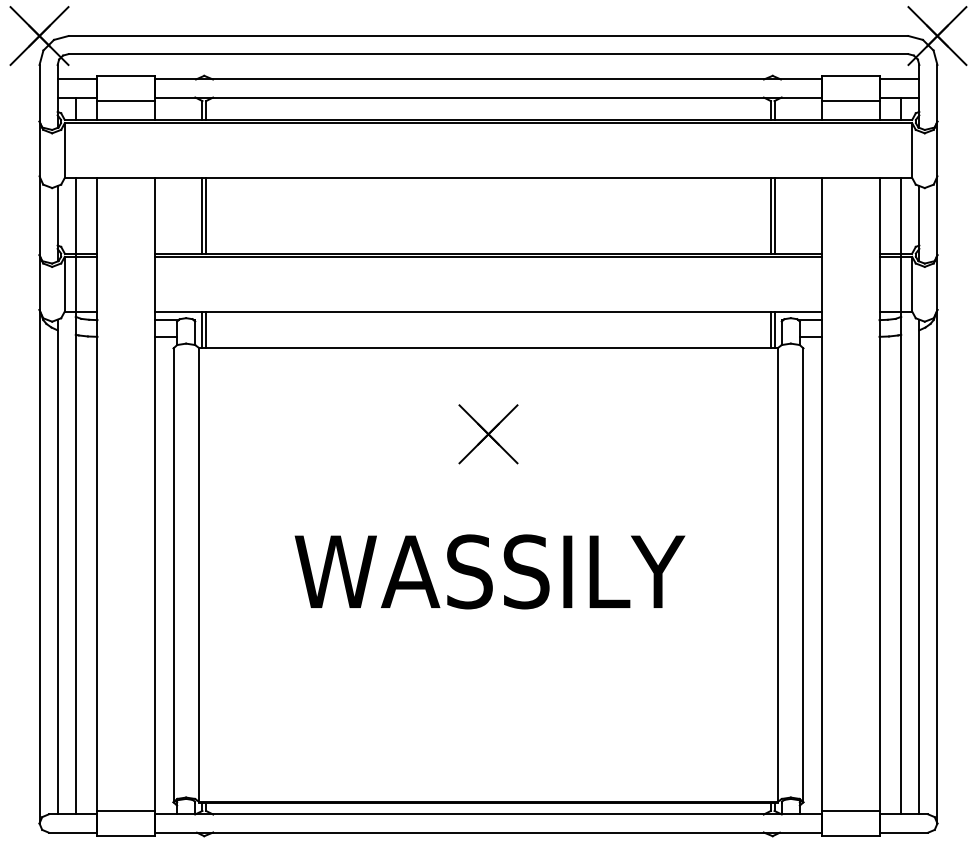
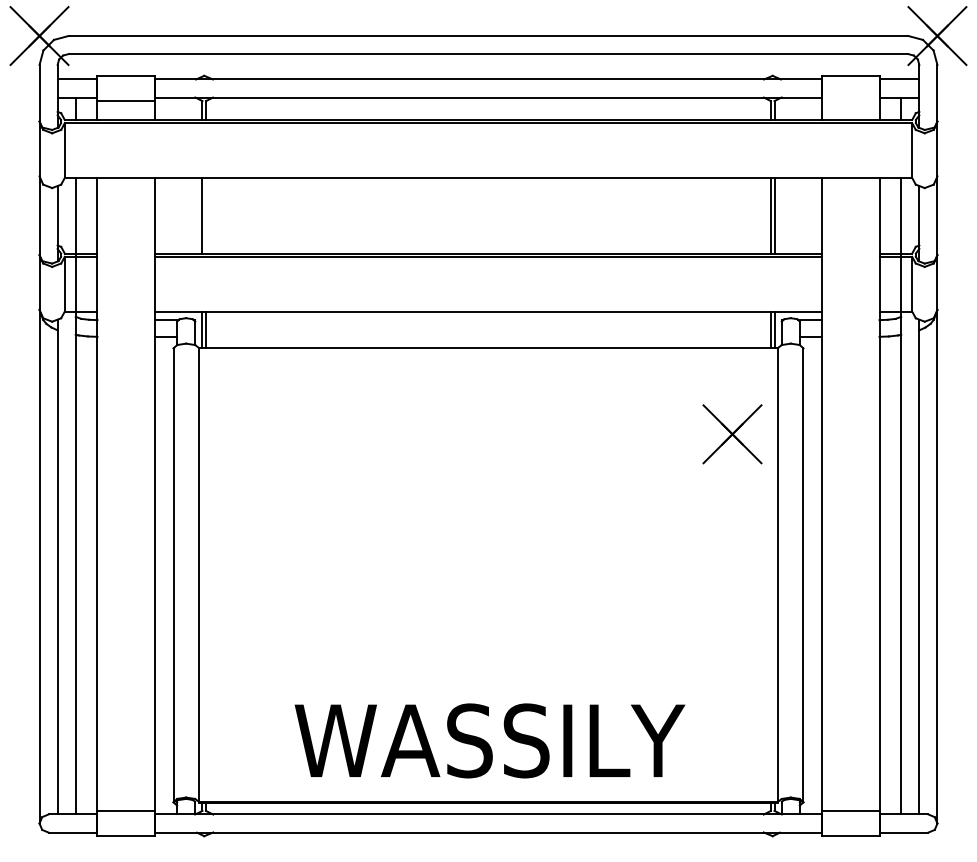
line: present -> none (850, 101)
line: present -> none (206, 215)
part position: (488, 434) -> (732, 434) (732, 434)
text position: (489, 571) -> (489, 740) (489, 740)
